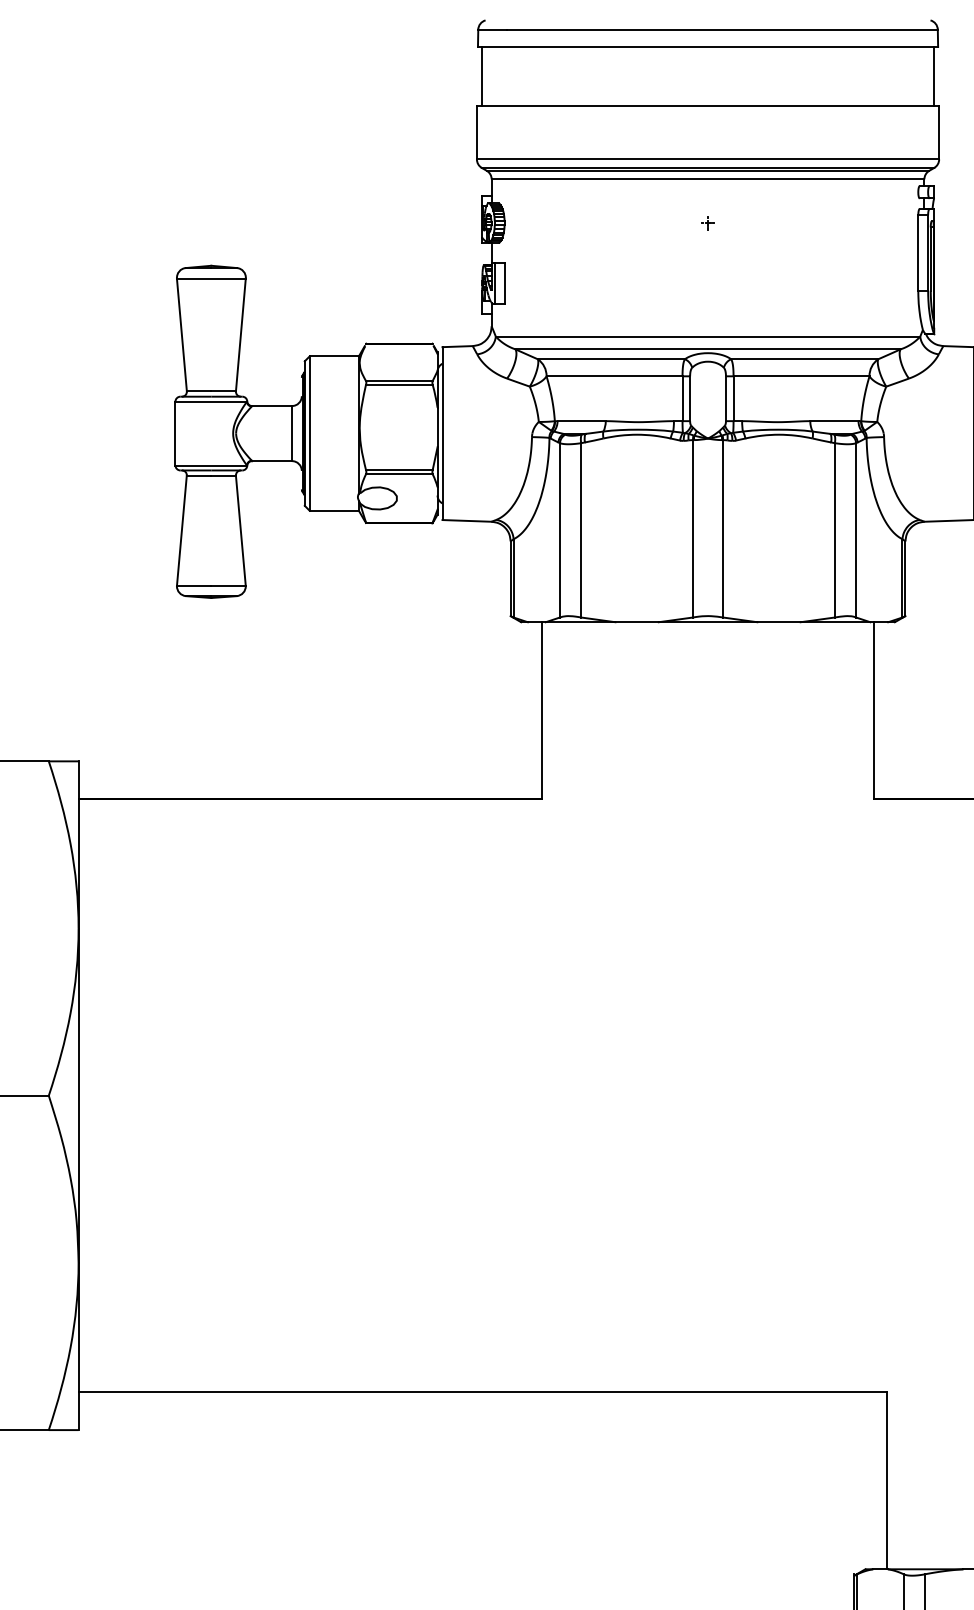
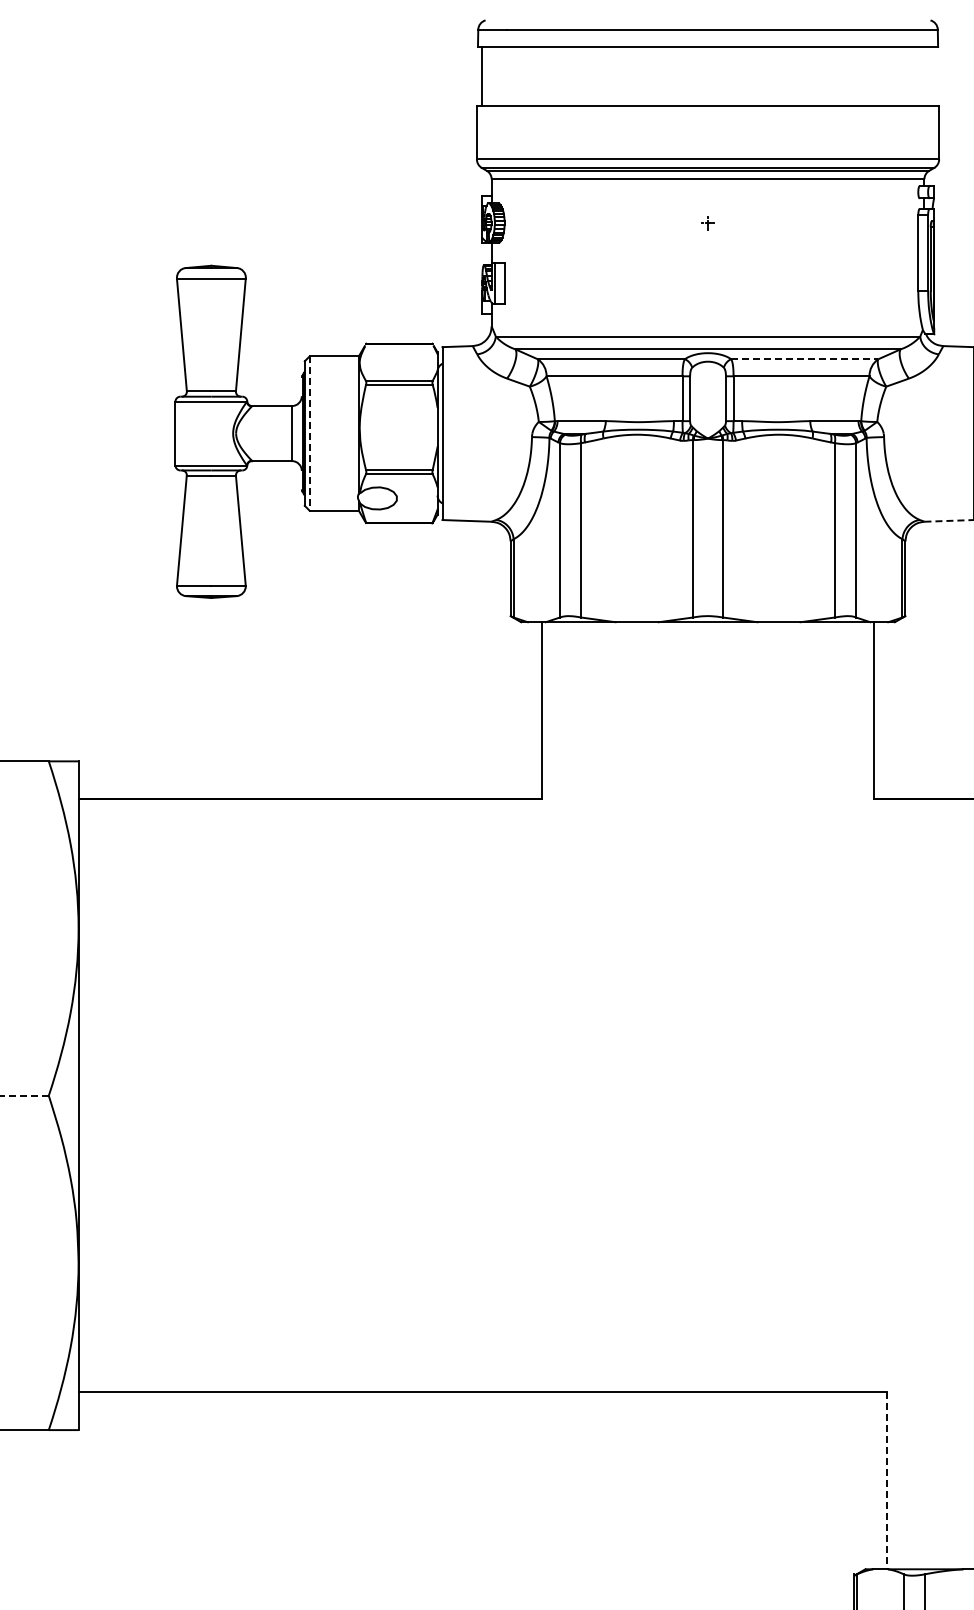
line: present -> none (934, 75)
line: solid -> dashed (804, 359)
line: solid -> dashed (309, 434)
line: solid -> dashed (949, 520)
line: solid -> dashed (23, 1095)
line: solid -> dashed (886, 1480)
